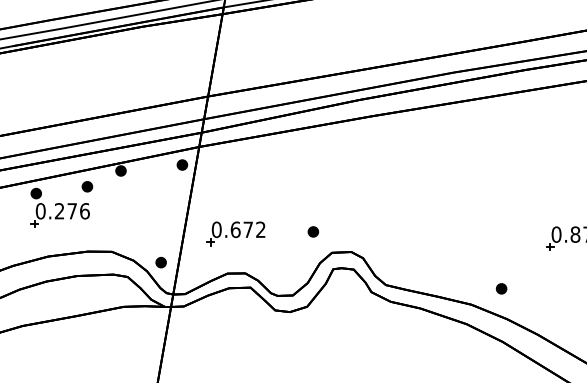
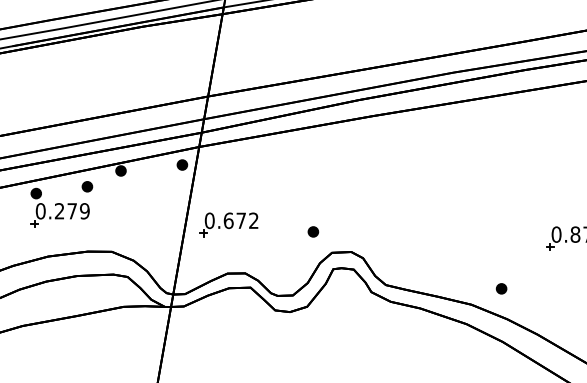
text: 0.276 -> 0.279 (84, 211)
part position: (235, 233) -> (228, 224) (228, 224)
part: present -> none (160, 262)
